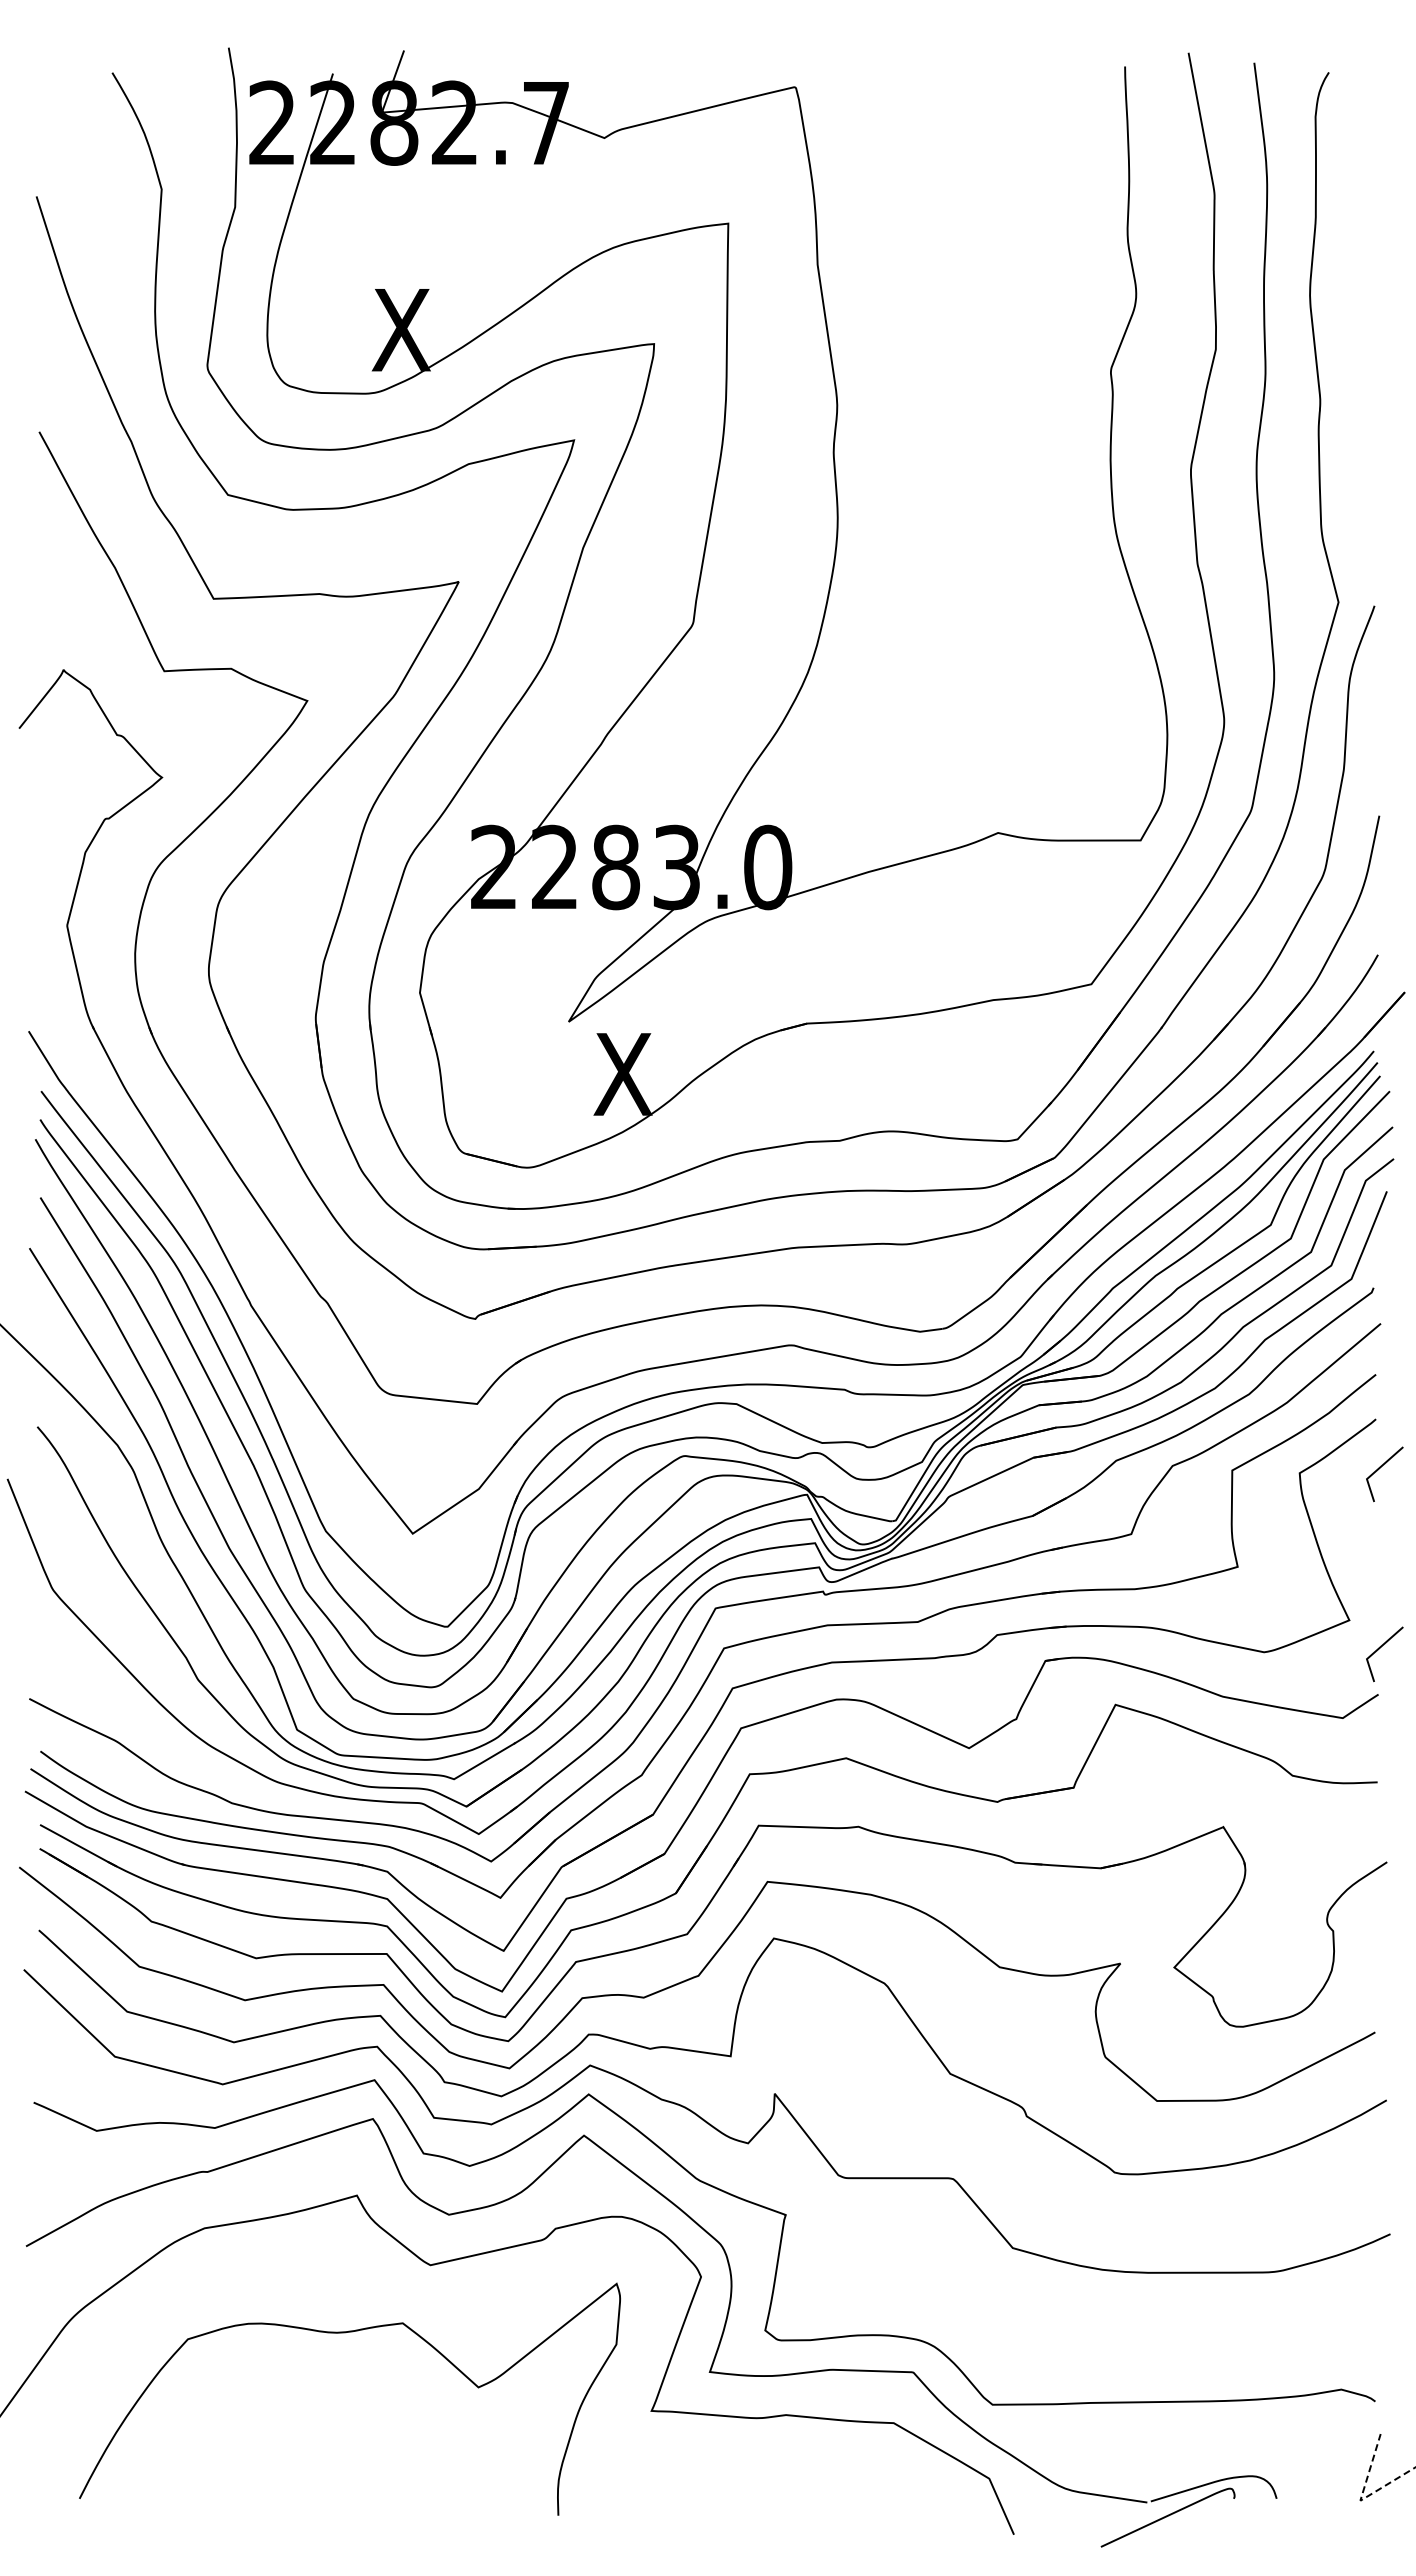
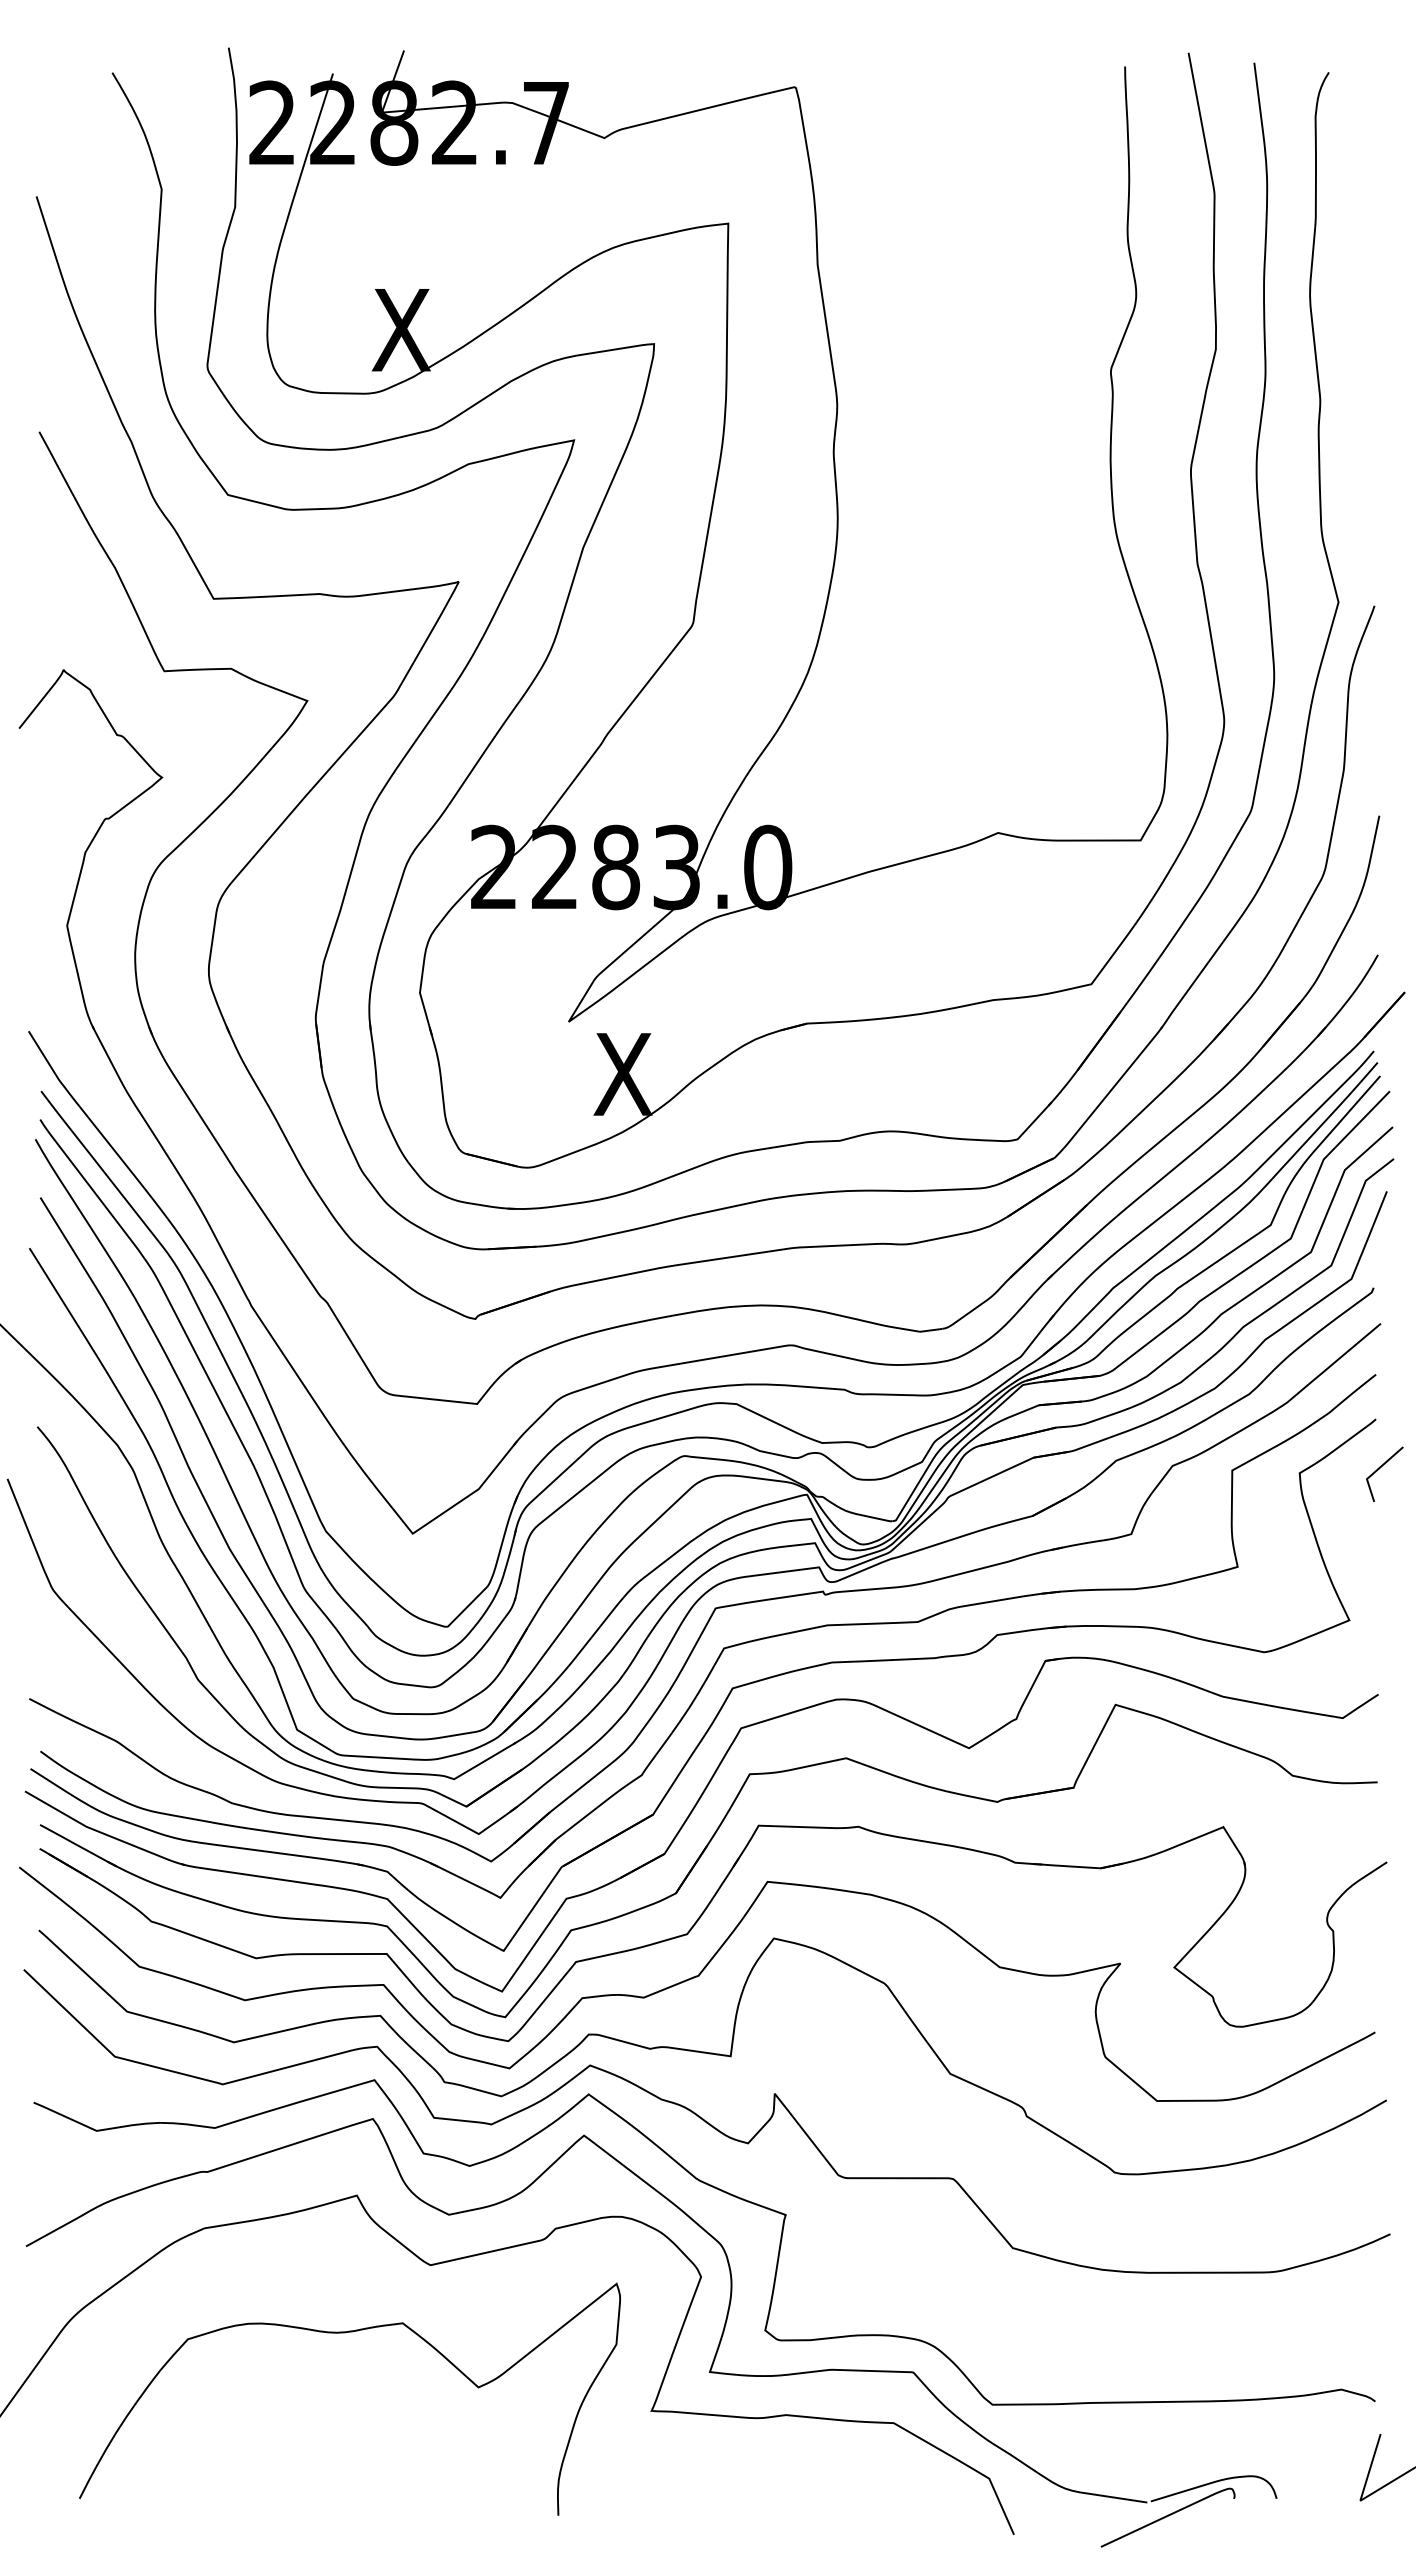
line: present -> none (1379, 1649)
line: dashed -> solid (1360, 2498)
